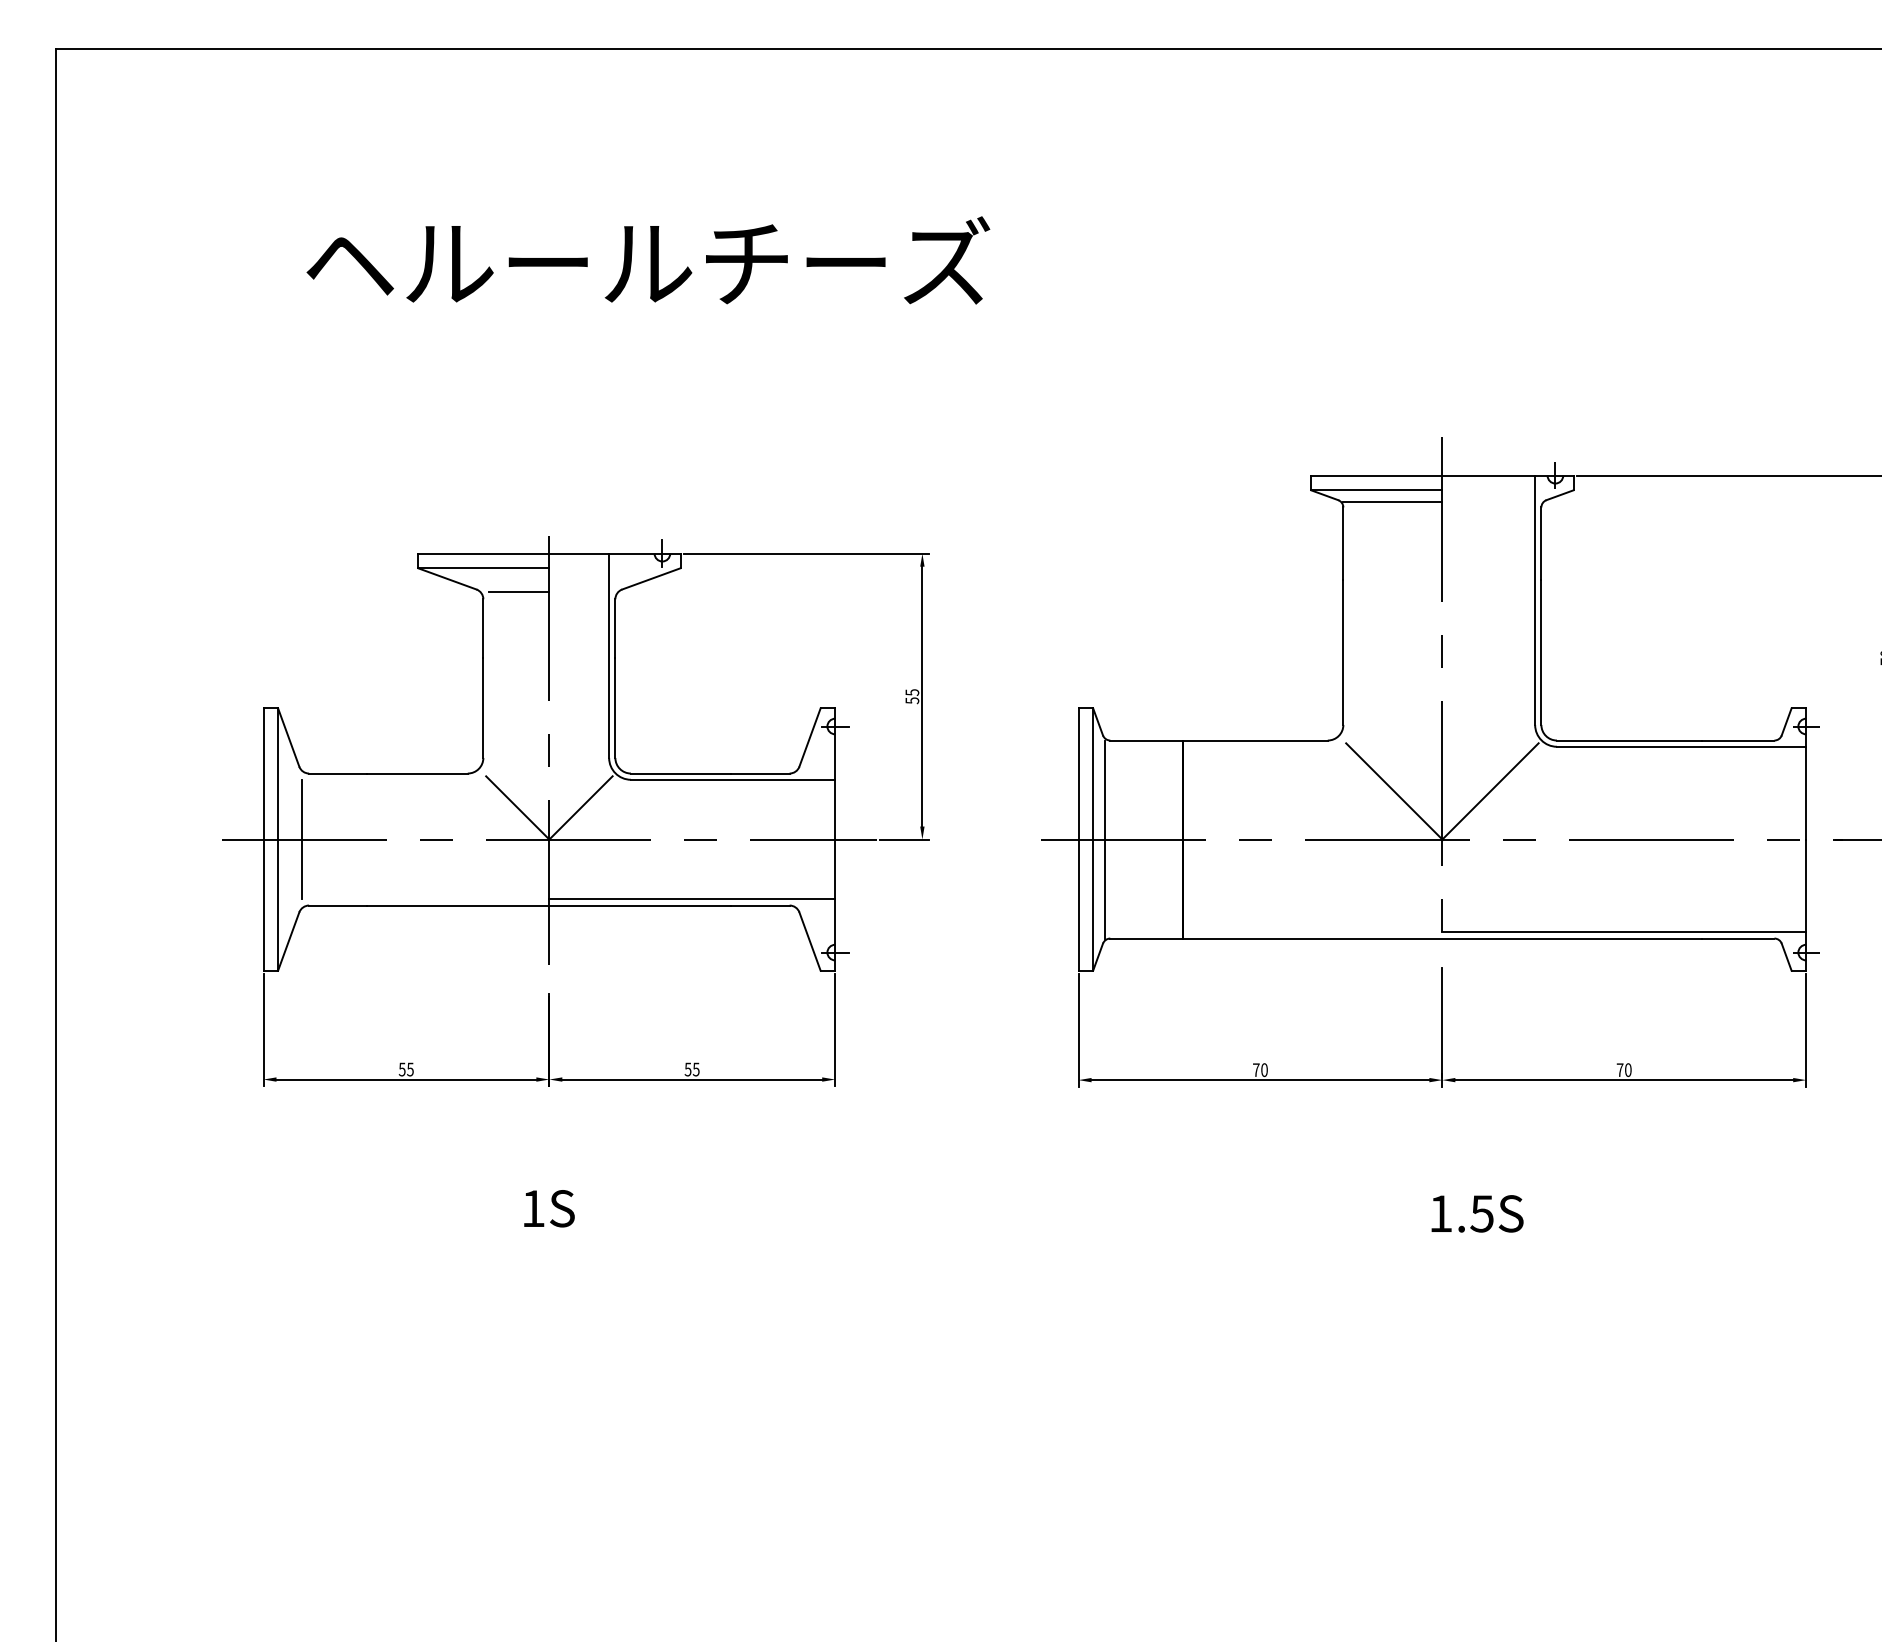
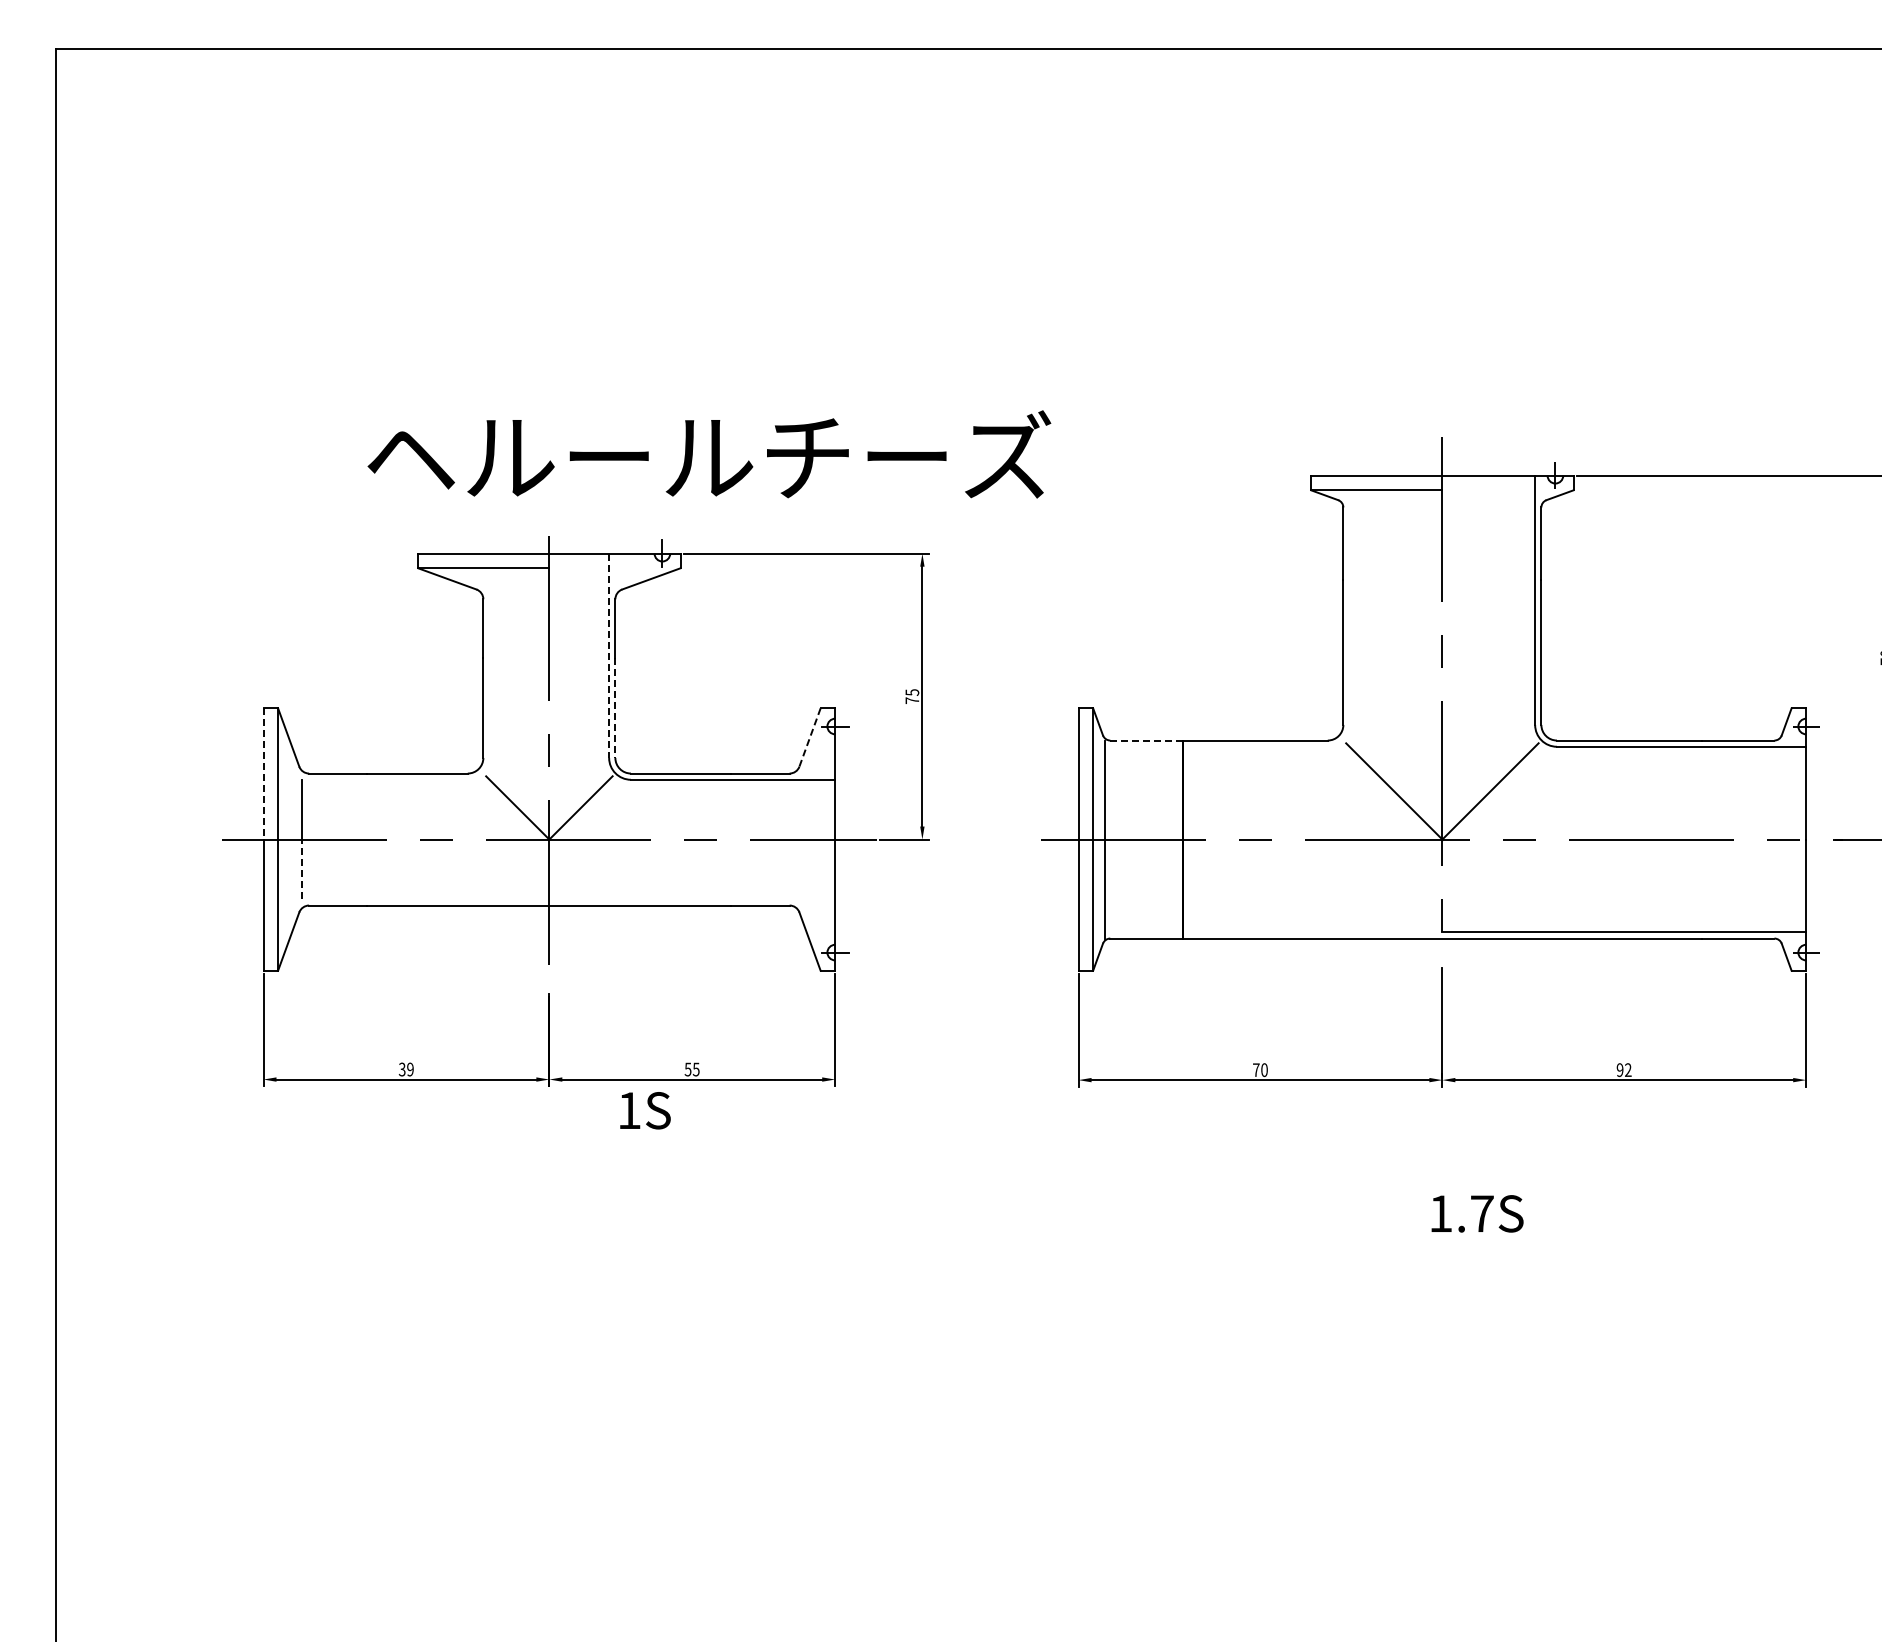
text position: (648, 260) -> (709, 454) (709, 454)
line: present -> none (1392, 502)
line: present -> none (519, 592)
line: solid -> dashed (609, 656)
text: 55 -> 75 (912, 700)
line: solid -> dashed (615, 708)
line: solid -> dashed (809, 737)
line: solid -> dashed (1146, 740)
line: solid -> dashed (263, 773)
line: solid -> dashed (301, 869)
line: present -> none (692, 899)
text: 55 -> 39 (406, 1069)
text: 70 -> 92 (1623, 1070)
text position: (549, 1208) -> (645, 1110) (645, 1110)
text: 1.5S -> 1.7S (1481, 1213)
